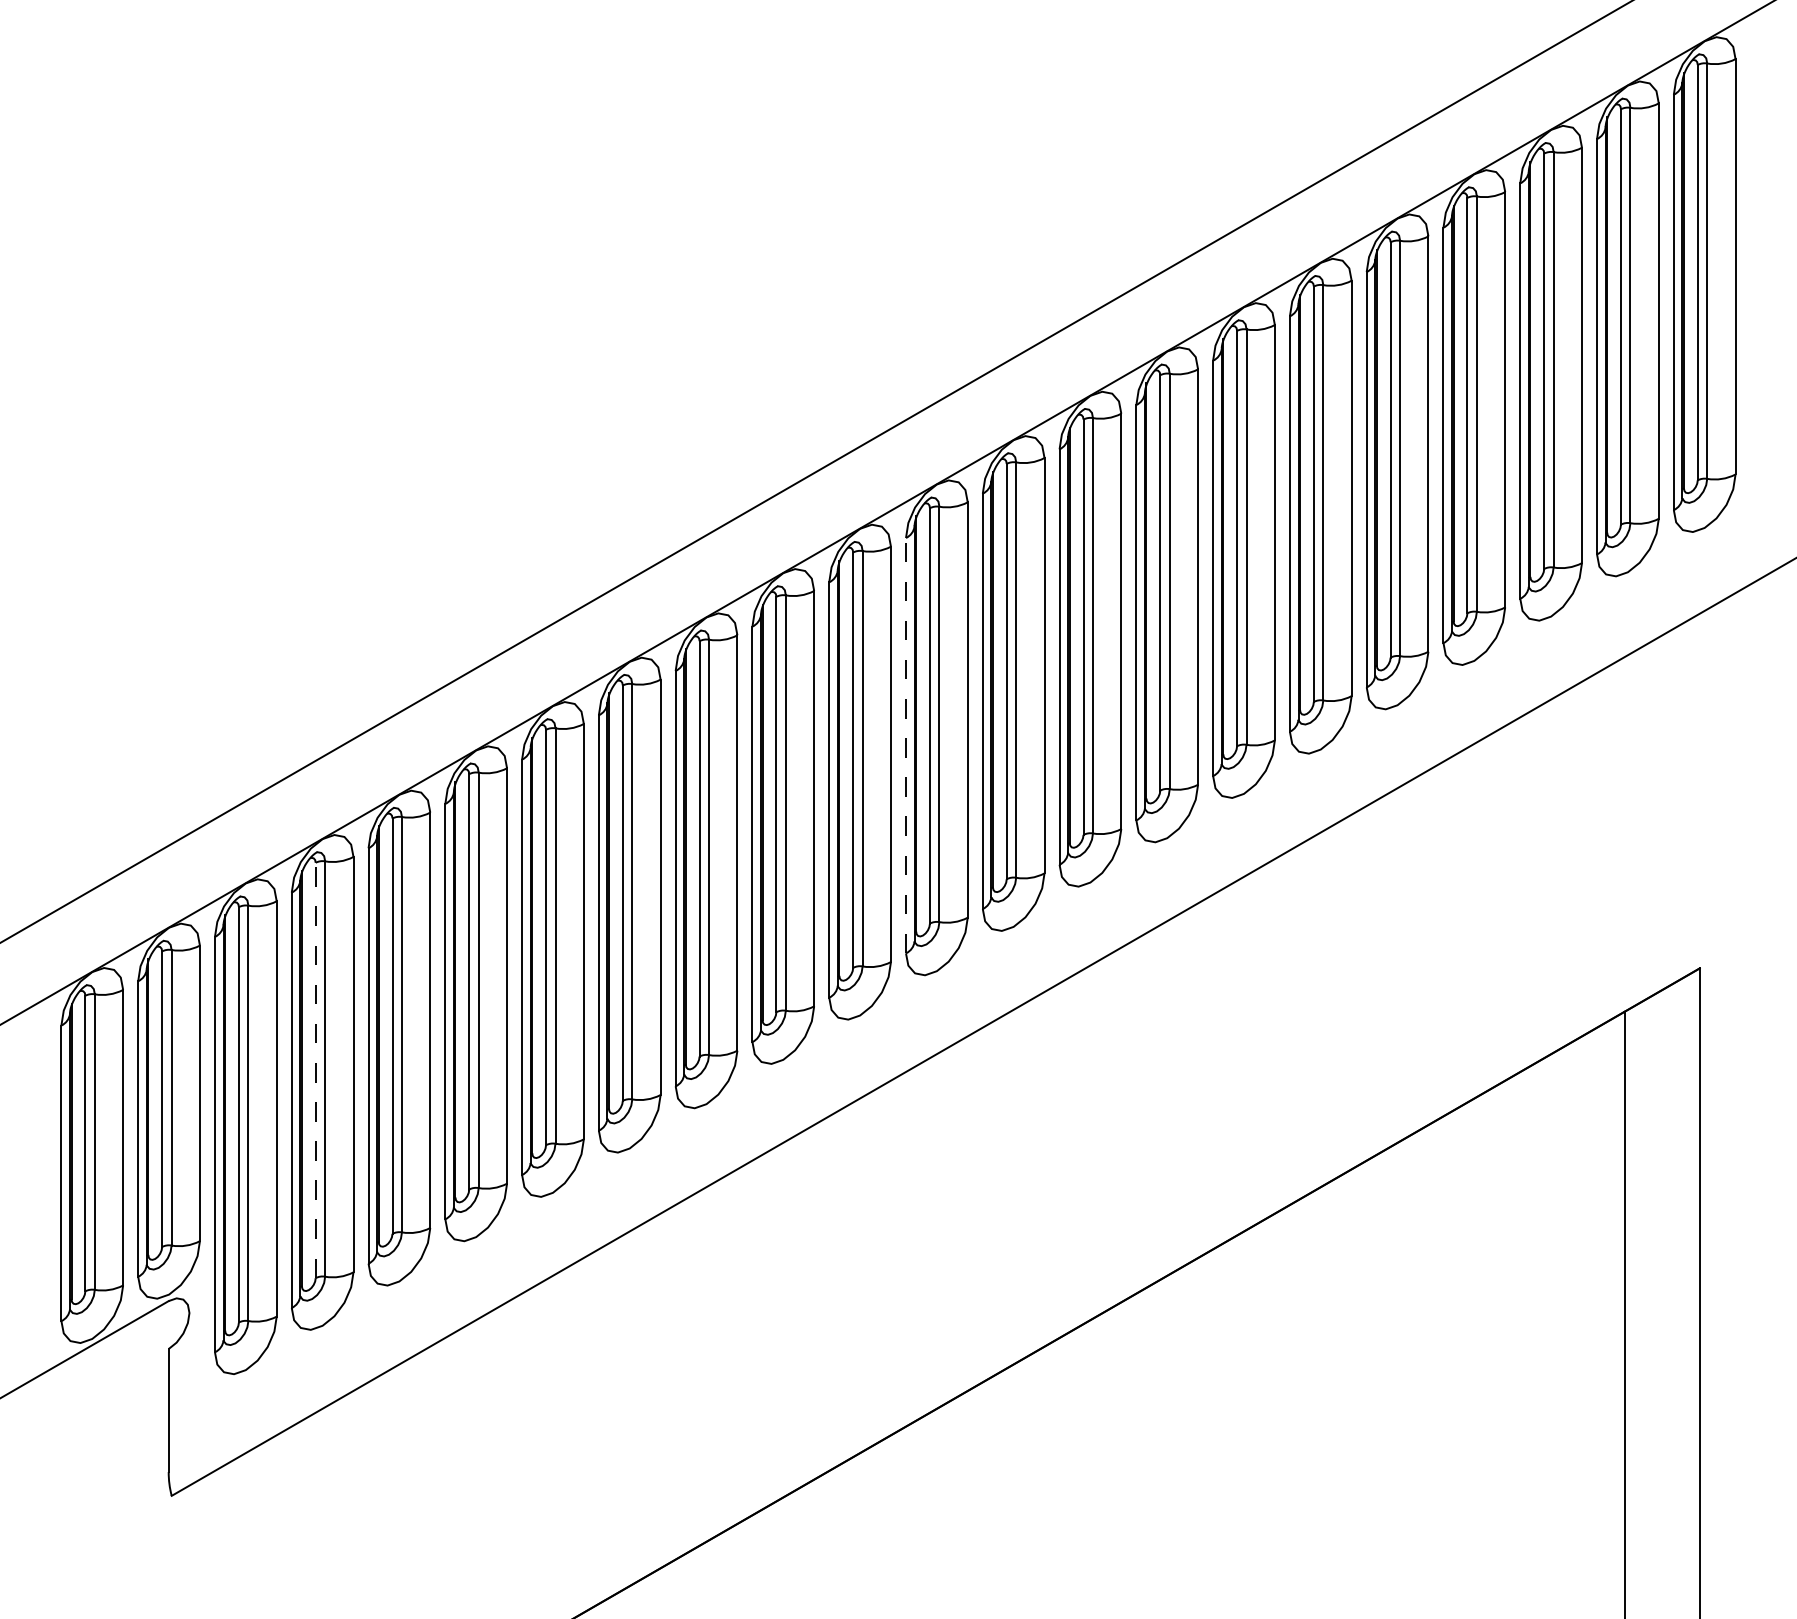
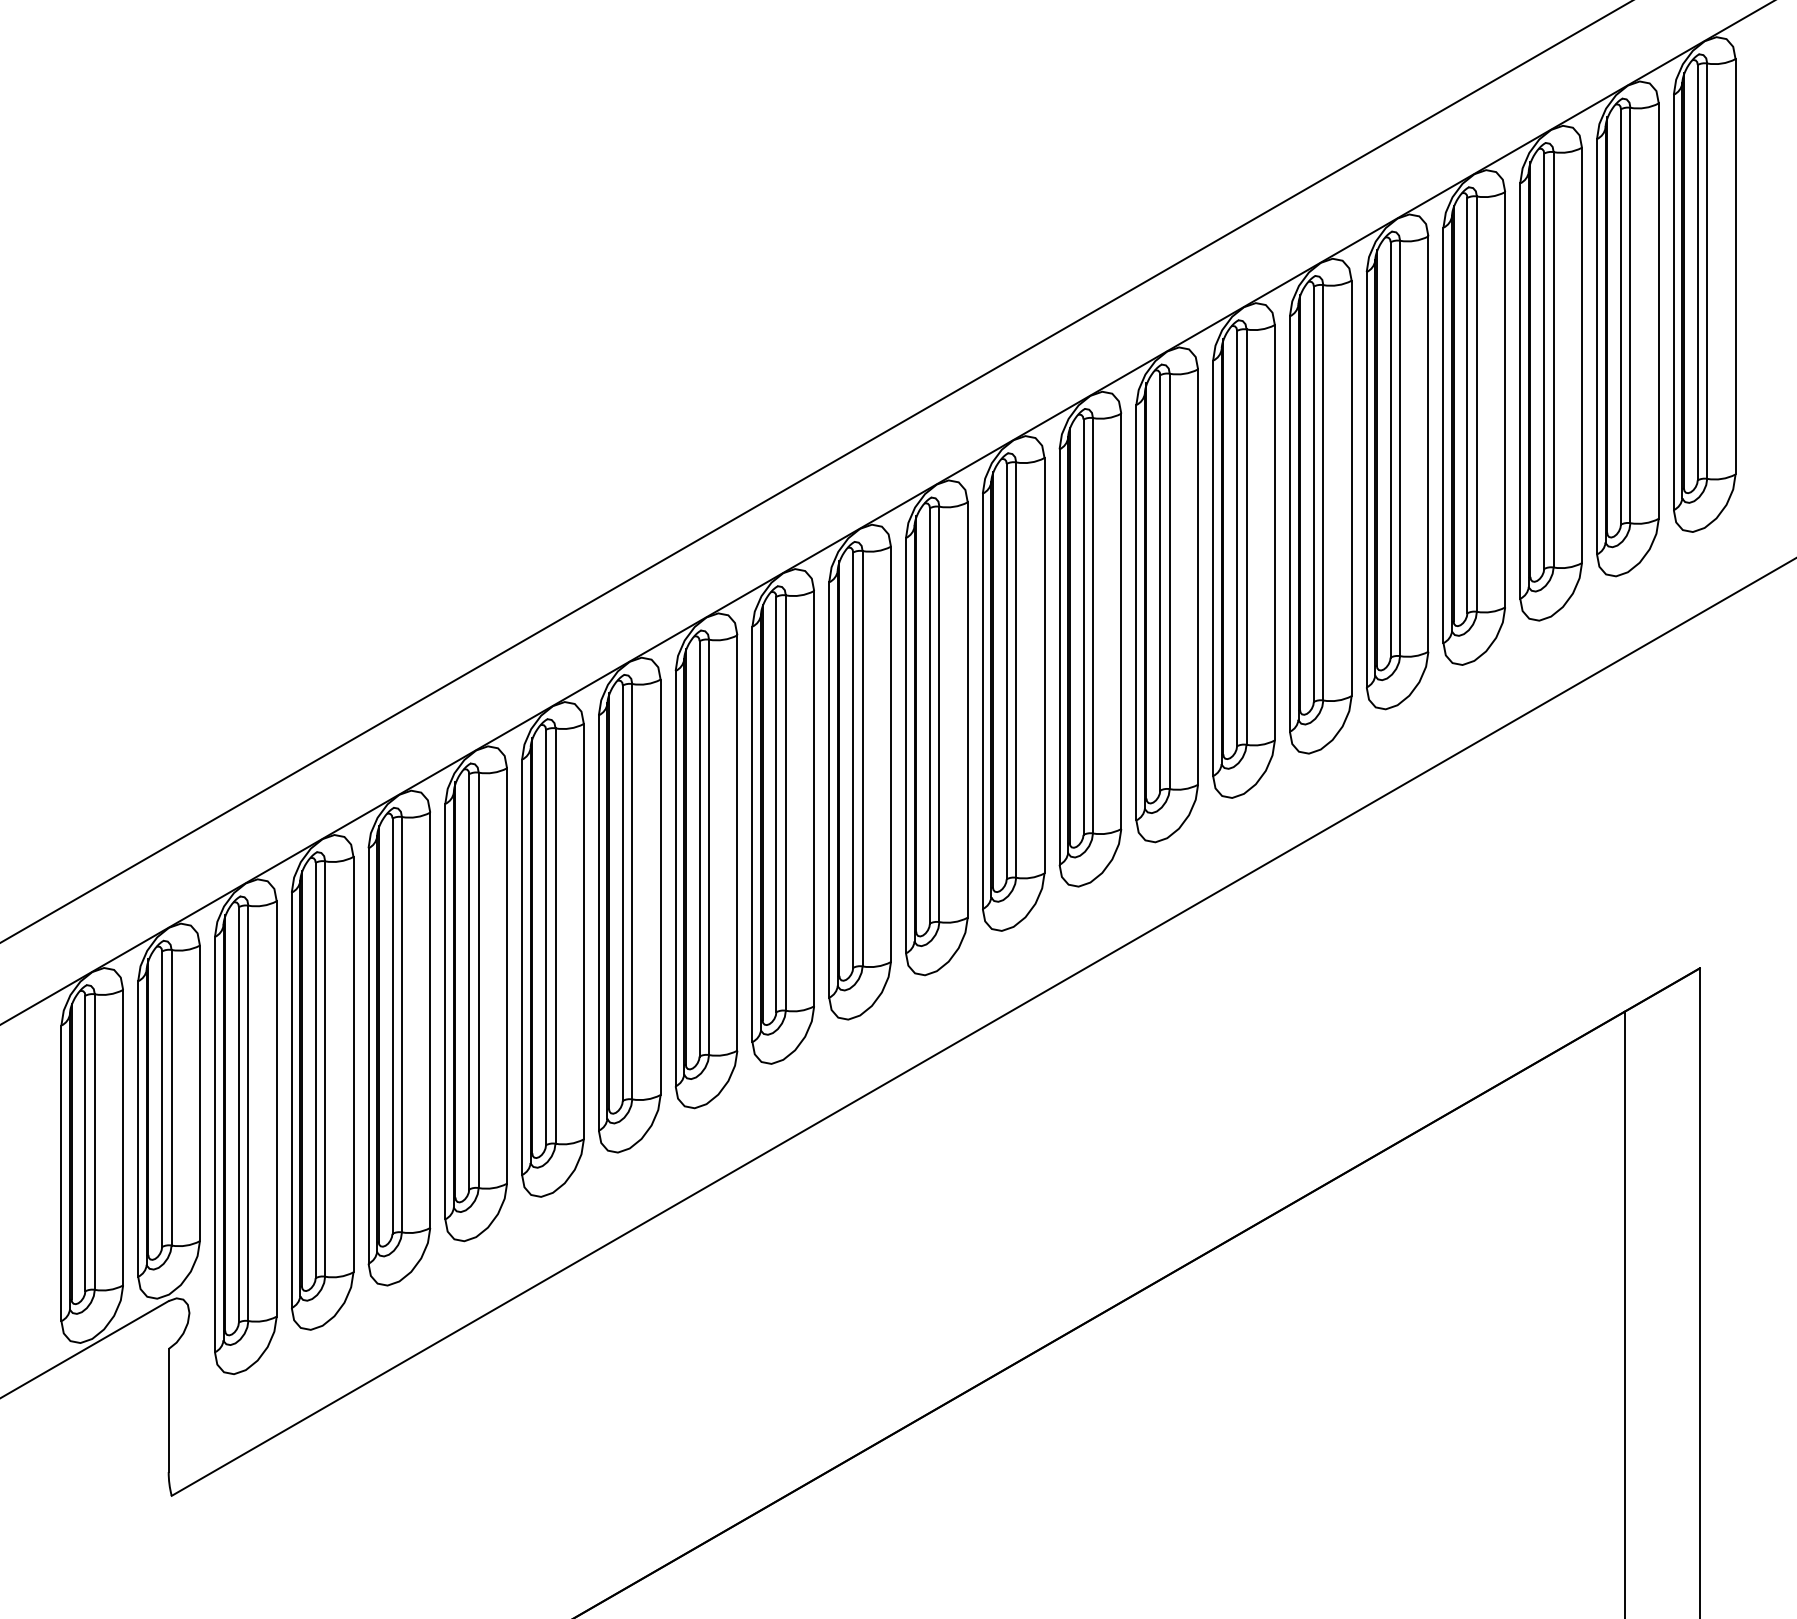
line: dashed -> solid (906, 745)
line: dashed -> solid (315, 1070)
